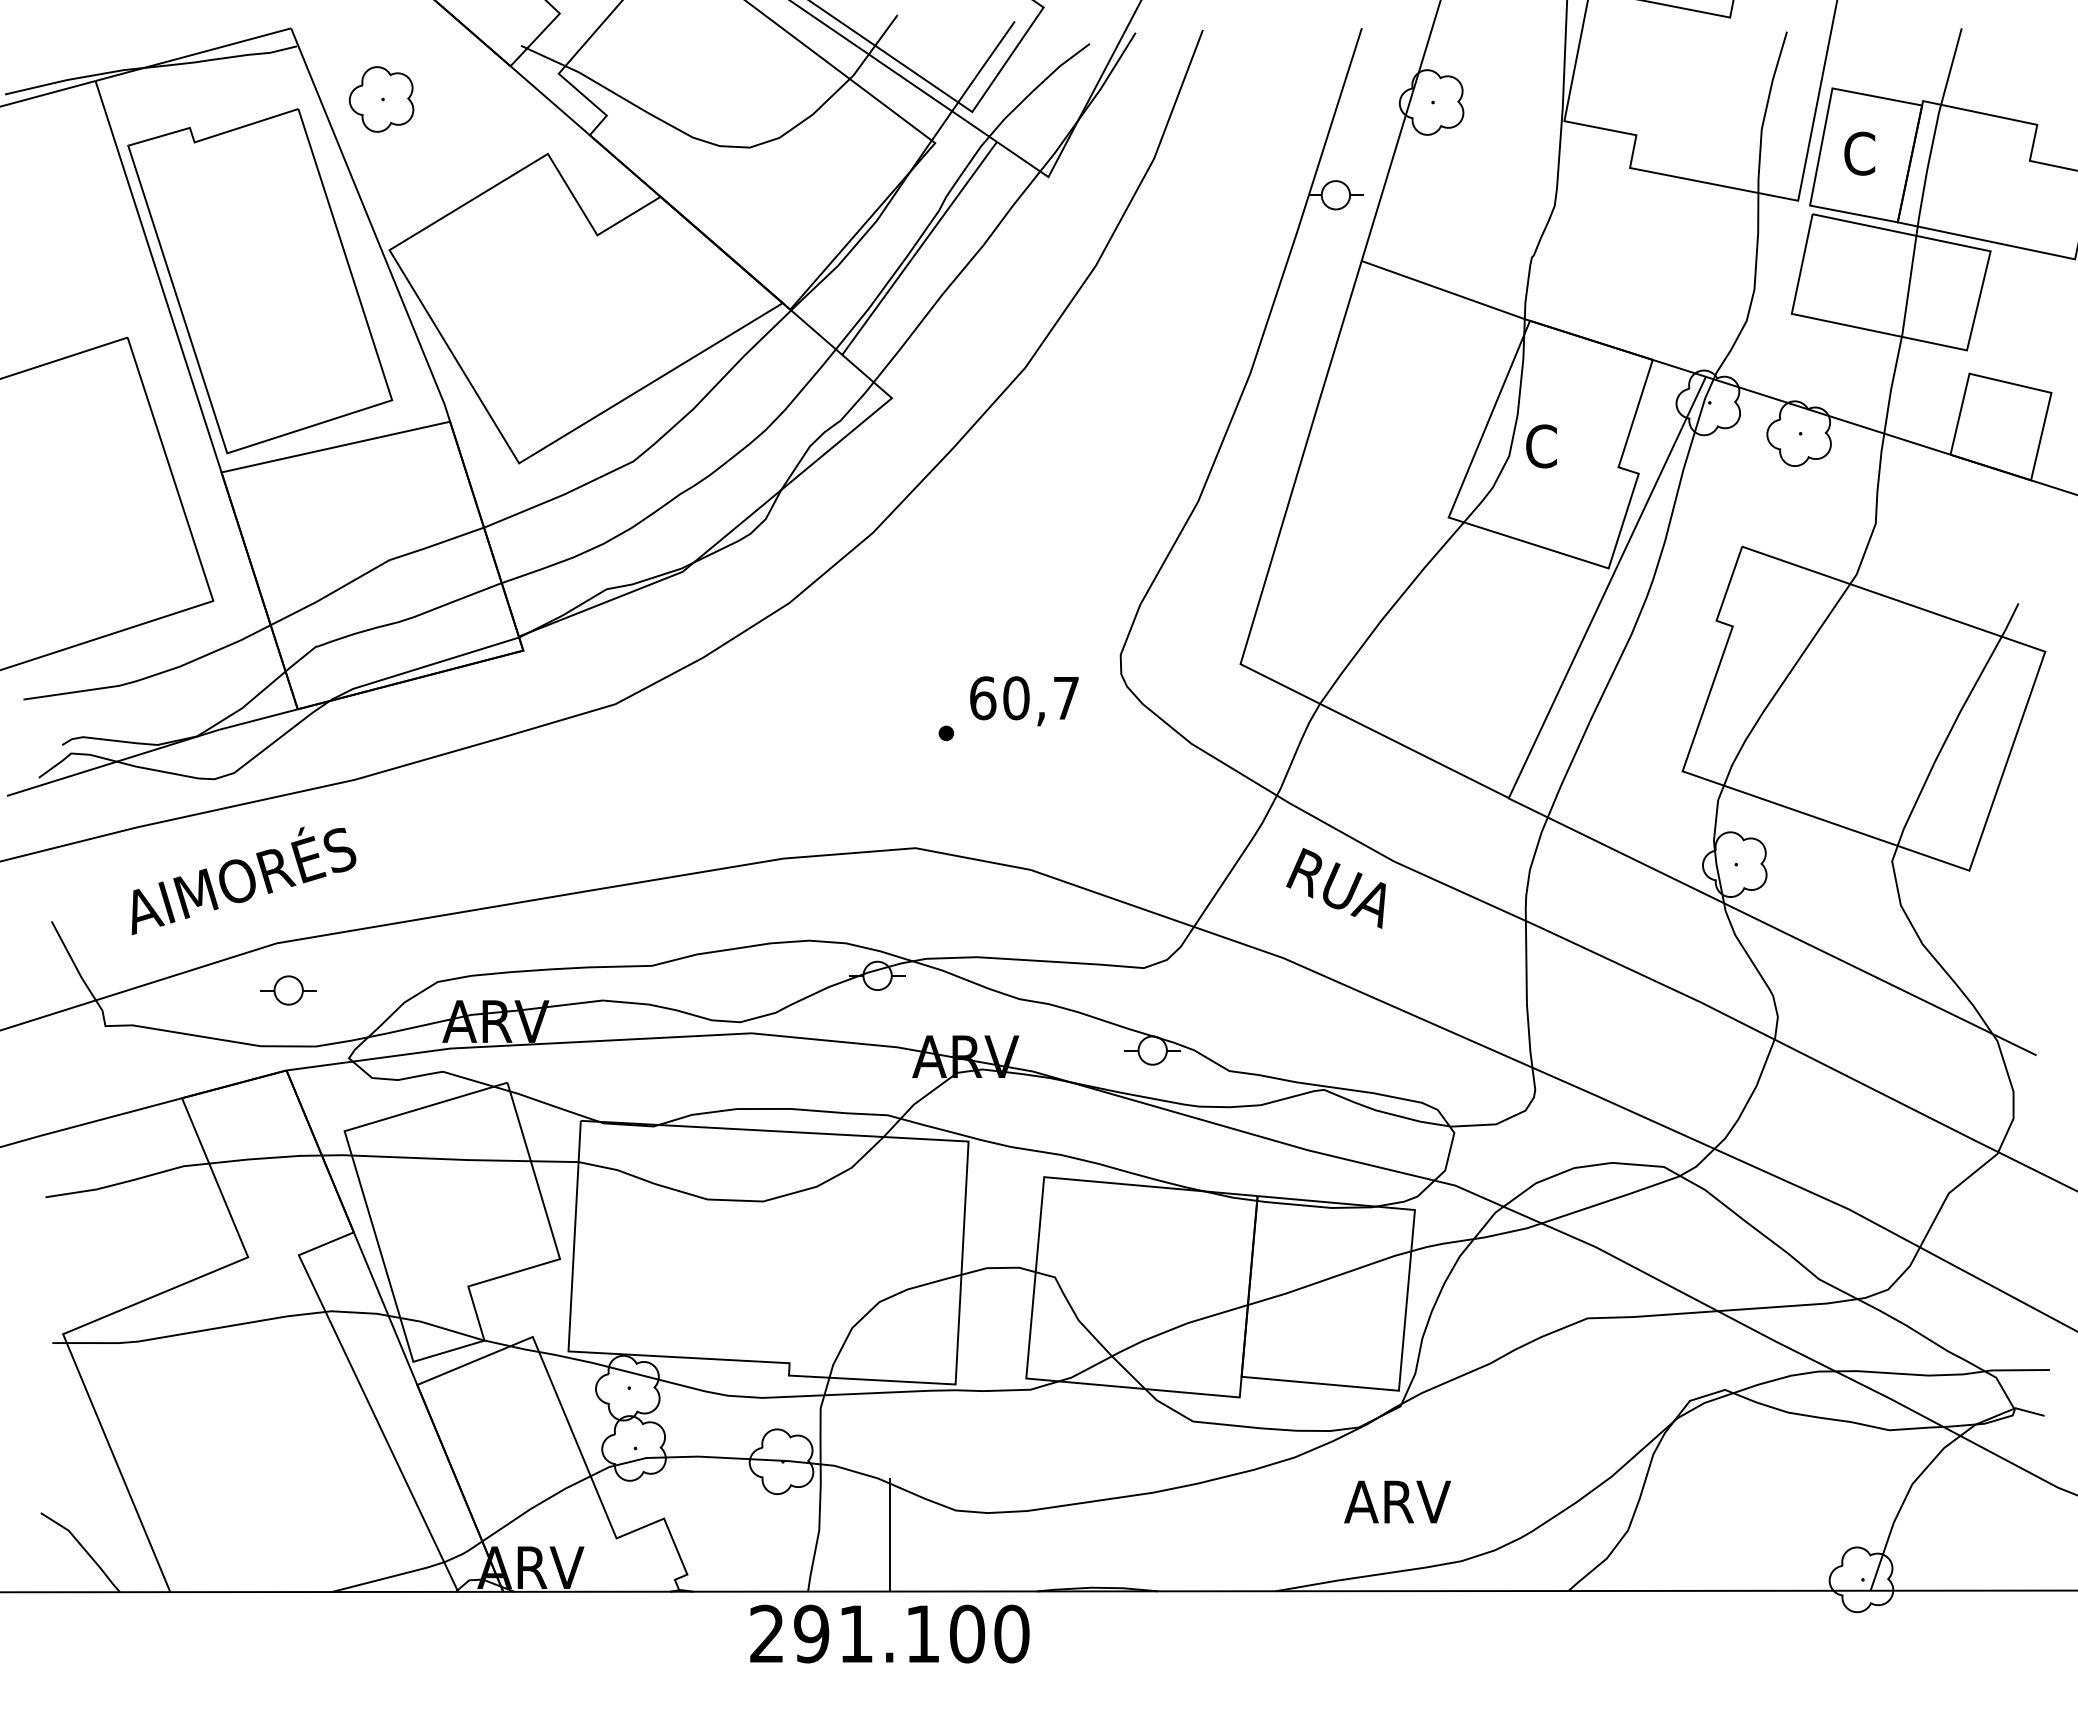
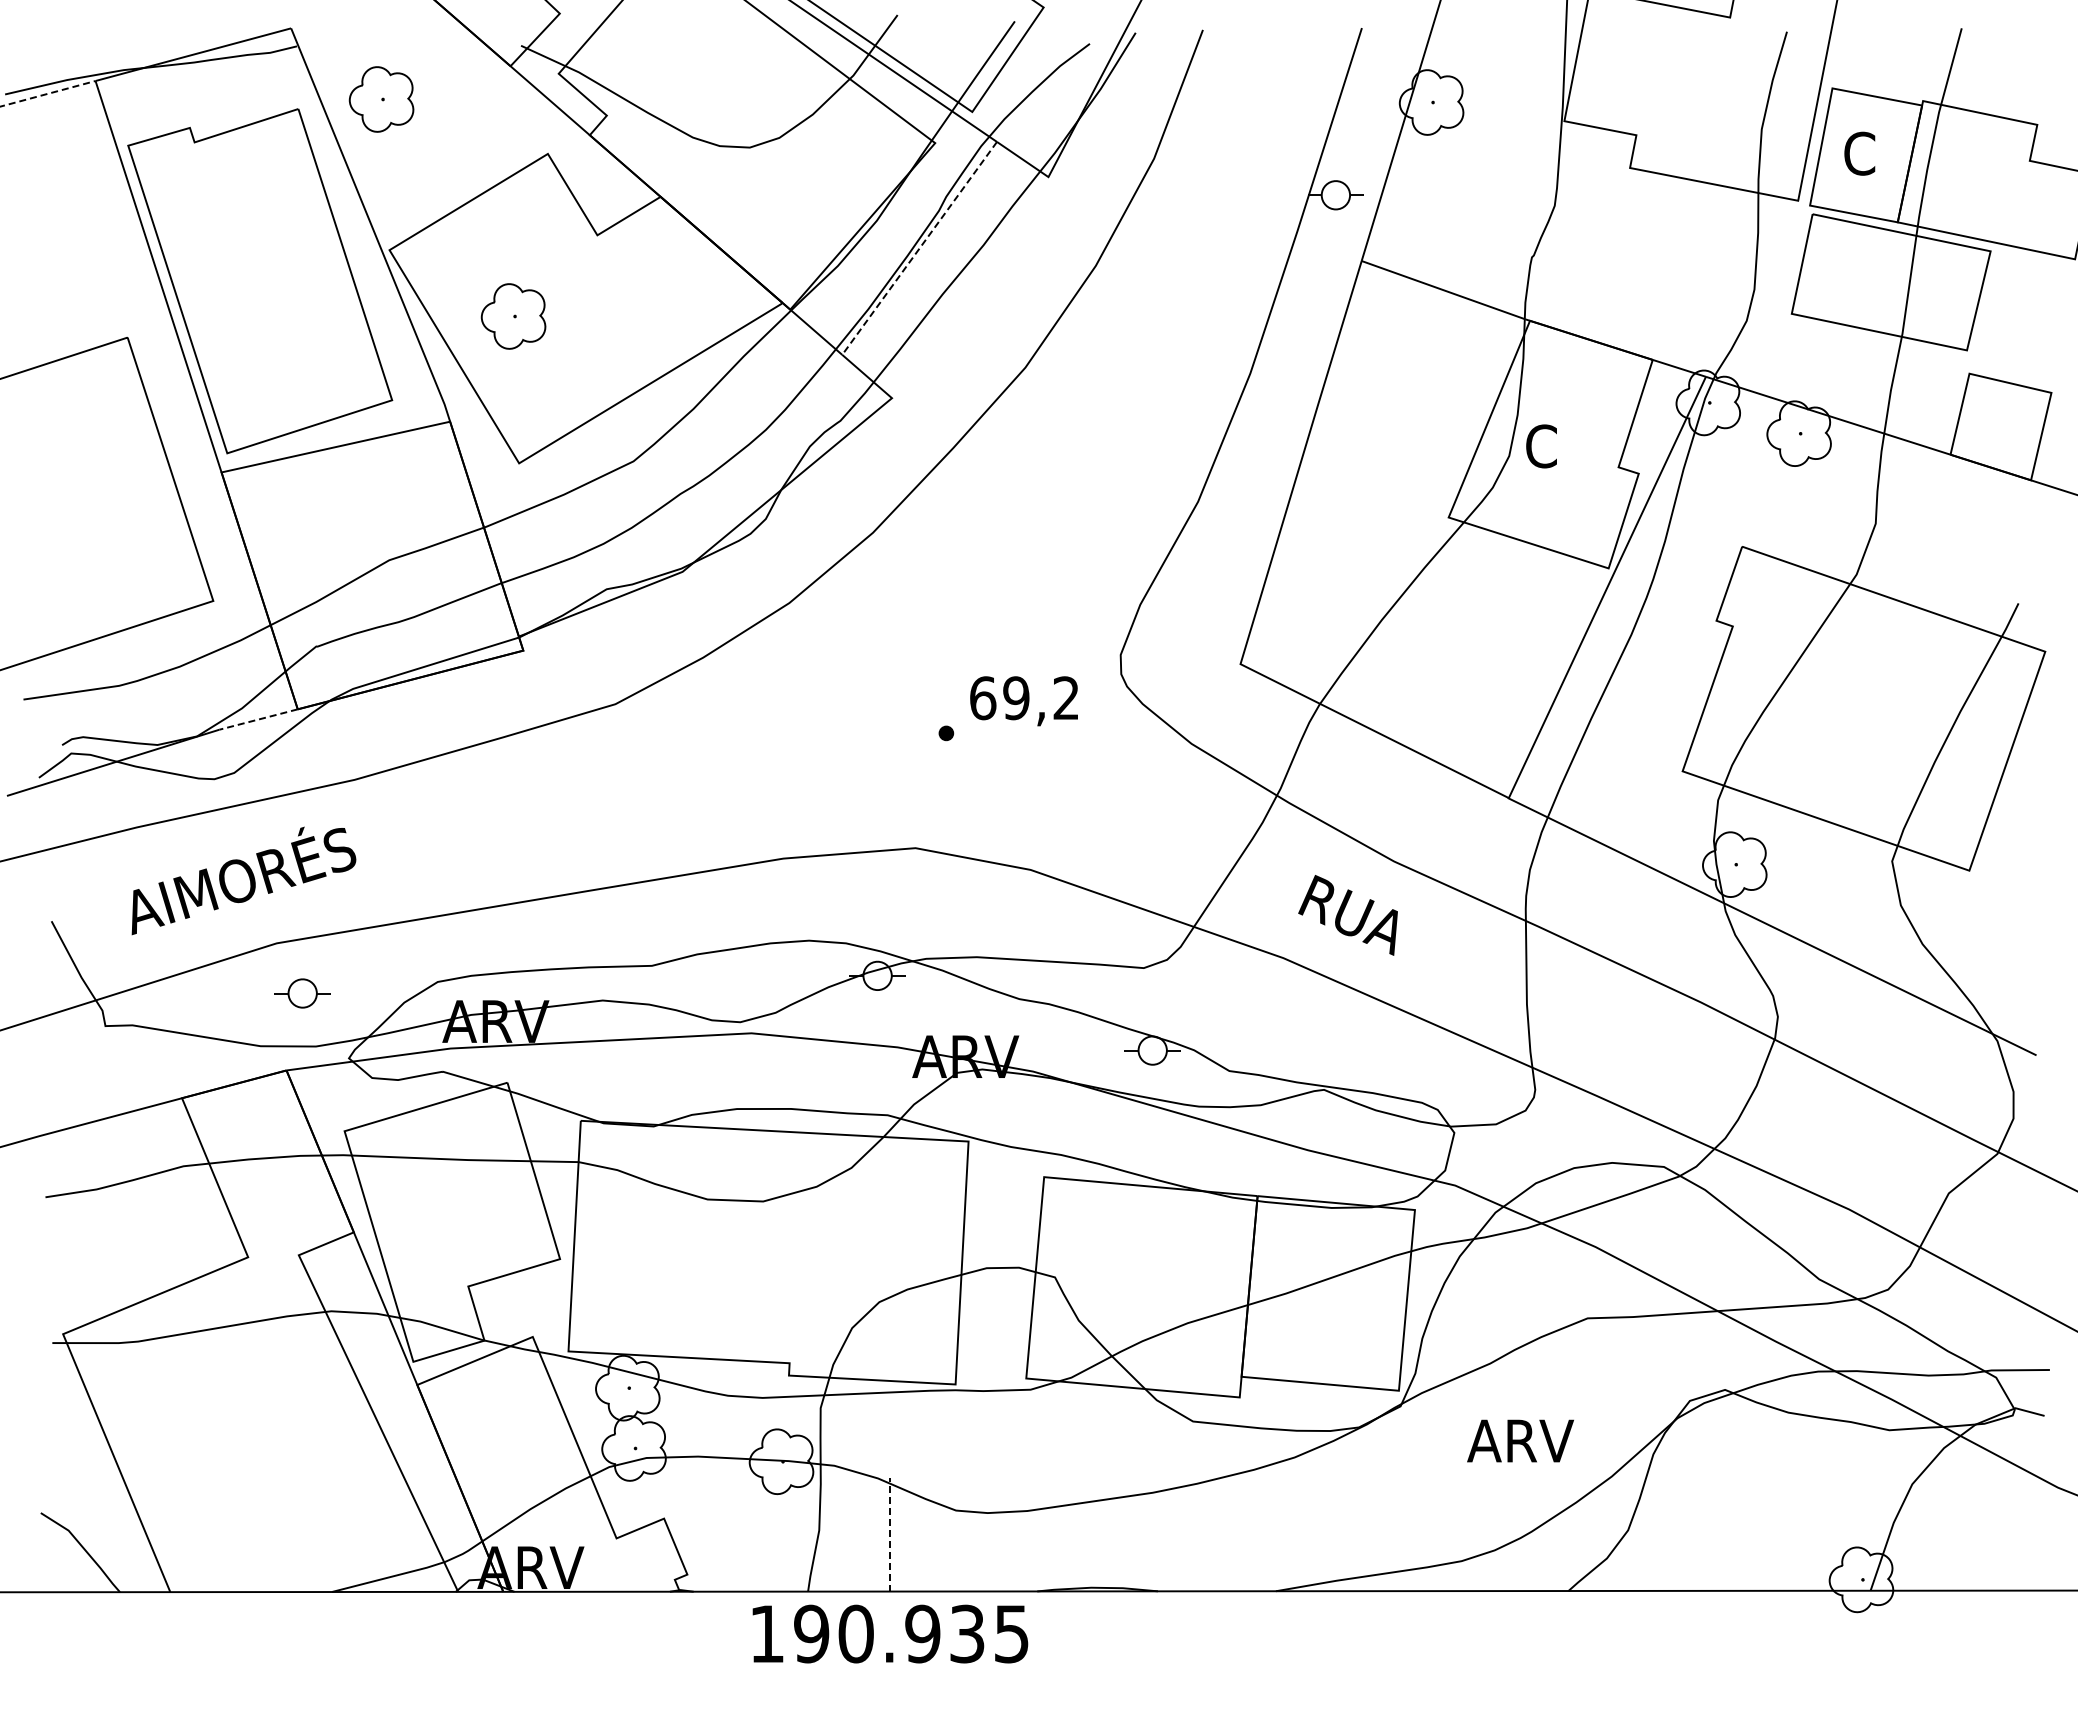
line: solid -> dashed (48, 93)
line: solid -> dashed (919, 248)
part: none -> present (513, 316)
text: 60,7 -> 69,2 (1040, 698)
line: solid -> dashed (258, 719)
text position: (1335, 888) -> (1347, 915) (1347, 915)
part position: (288, 990) -> (302, 993) (302, 993)
text position: (1397, 1501) -> (1520, 1440) (1520, 1440)
line: solid -> dashed (889, 1534)
text: 291.100 -> 190.935 (889, 1633)
